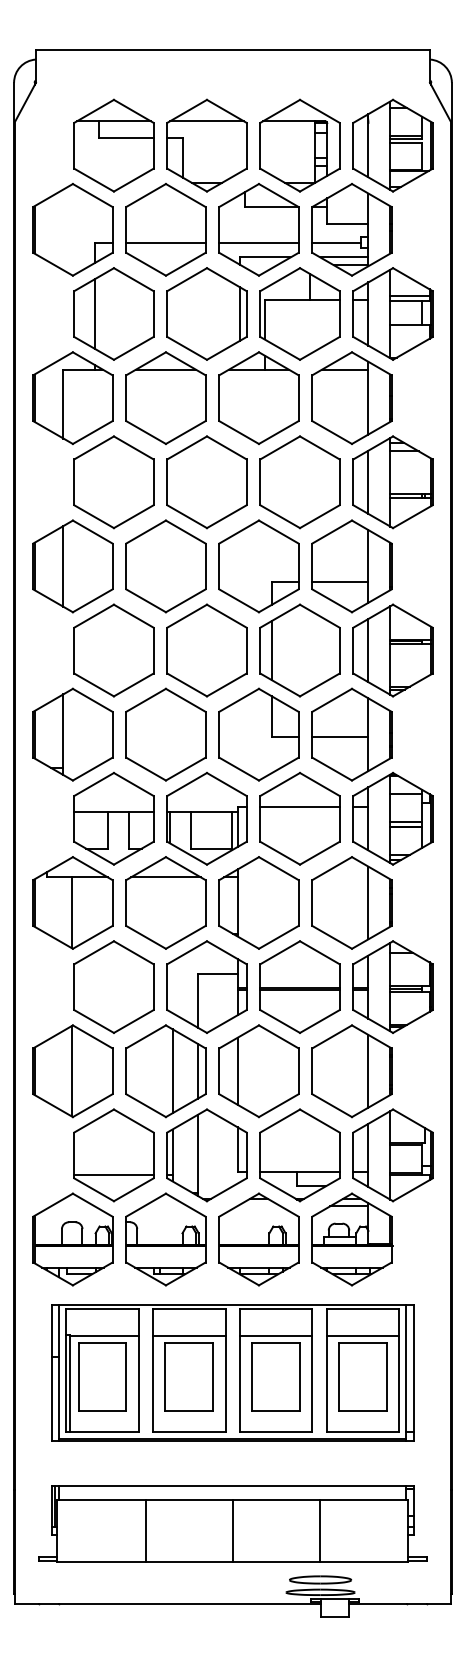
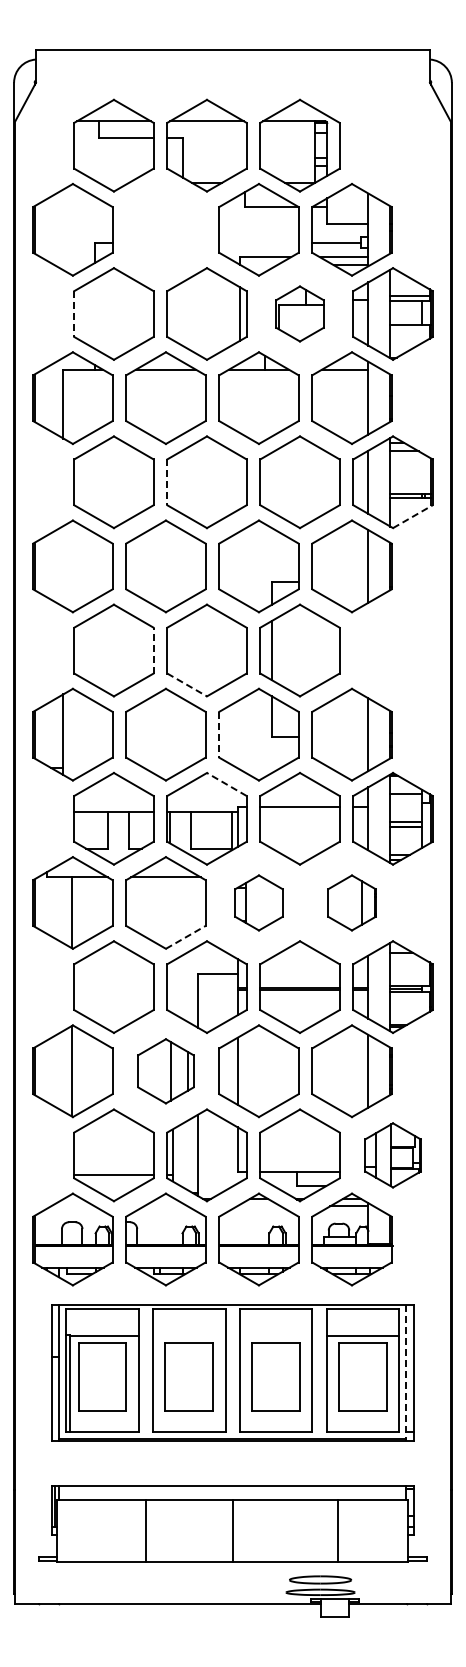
part: present -> none (392, 145)
part: present -> none (165, 229)
line: present -> none (258, 242)
line: present -> none (94, 313)
part size: 82x94 px -> 50x58 px (299, 313)
line: solid -> dashed (74, 314)
line: solid -> dashed (167, 482)
line: solid -> dashed (412, 516)
line: present -> none (63, 566)
line: present -> none (340, 582)
line: solid -> dashed (153, 650)
part: present -> none (392, 650)
line: solid -> dashed (187, 684)
line: solid -> dashed (219, 734)
line: present -> none (340, 737)
line: solid -> dashed (226, 784)
part size: 82x94 px -> 50x58 px (258, 902)
part size: 82x94 px -> 50x58 px (351, 902)
line: solid -> dashed (185, 937)
part size: 82x95 px -> 58x67 px (165, 1071)
part size: 82x95 px -> 58x67 px (392, 1155)
line: present -> none (189, 1335)
line: present -> none (275, 1335)
line: solid -> dashed (406, 1373)
line position: (319, 1530) -> (337, 1530) (337, 1530)
